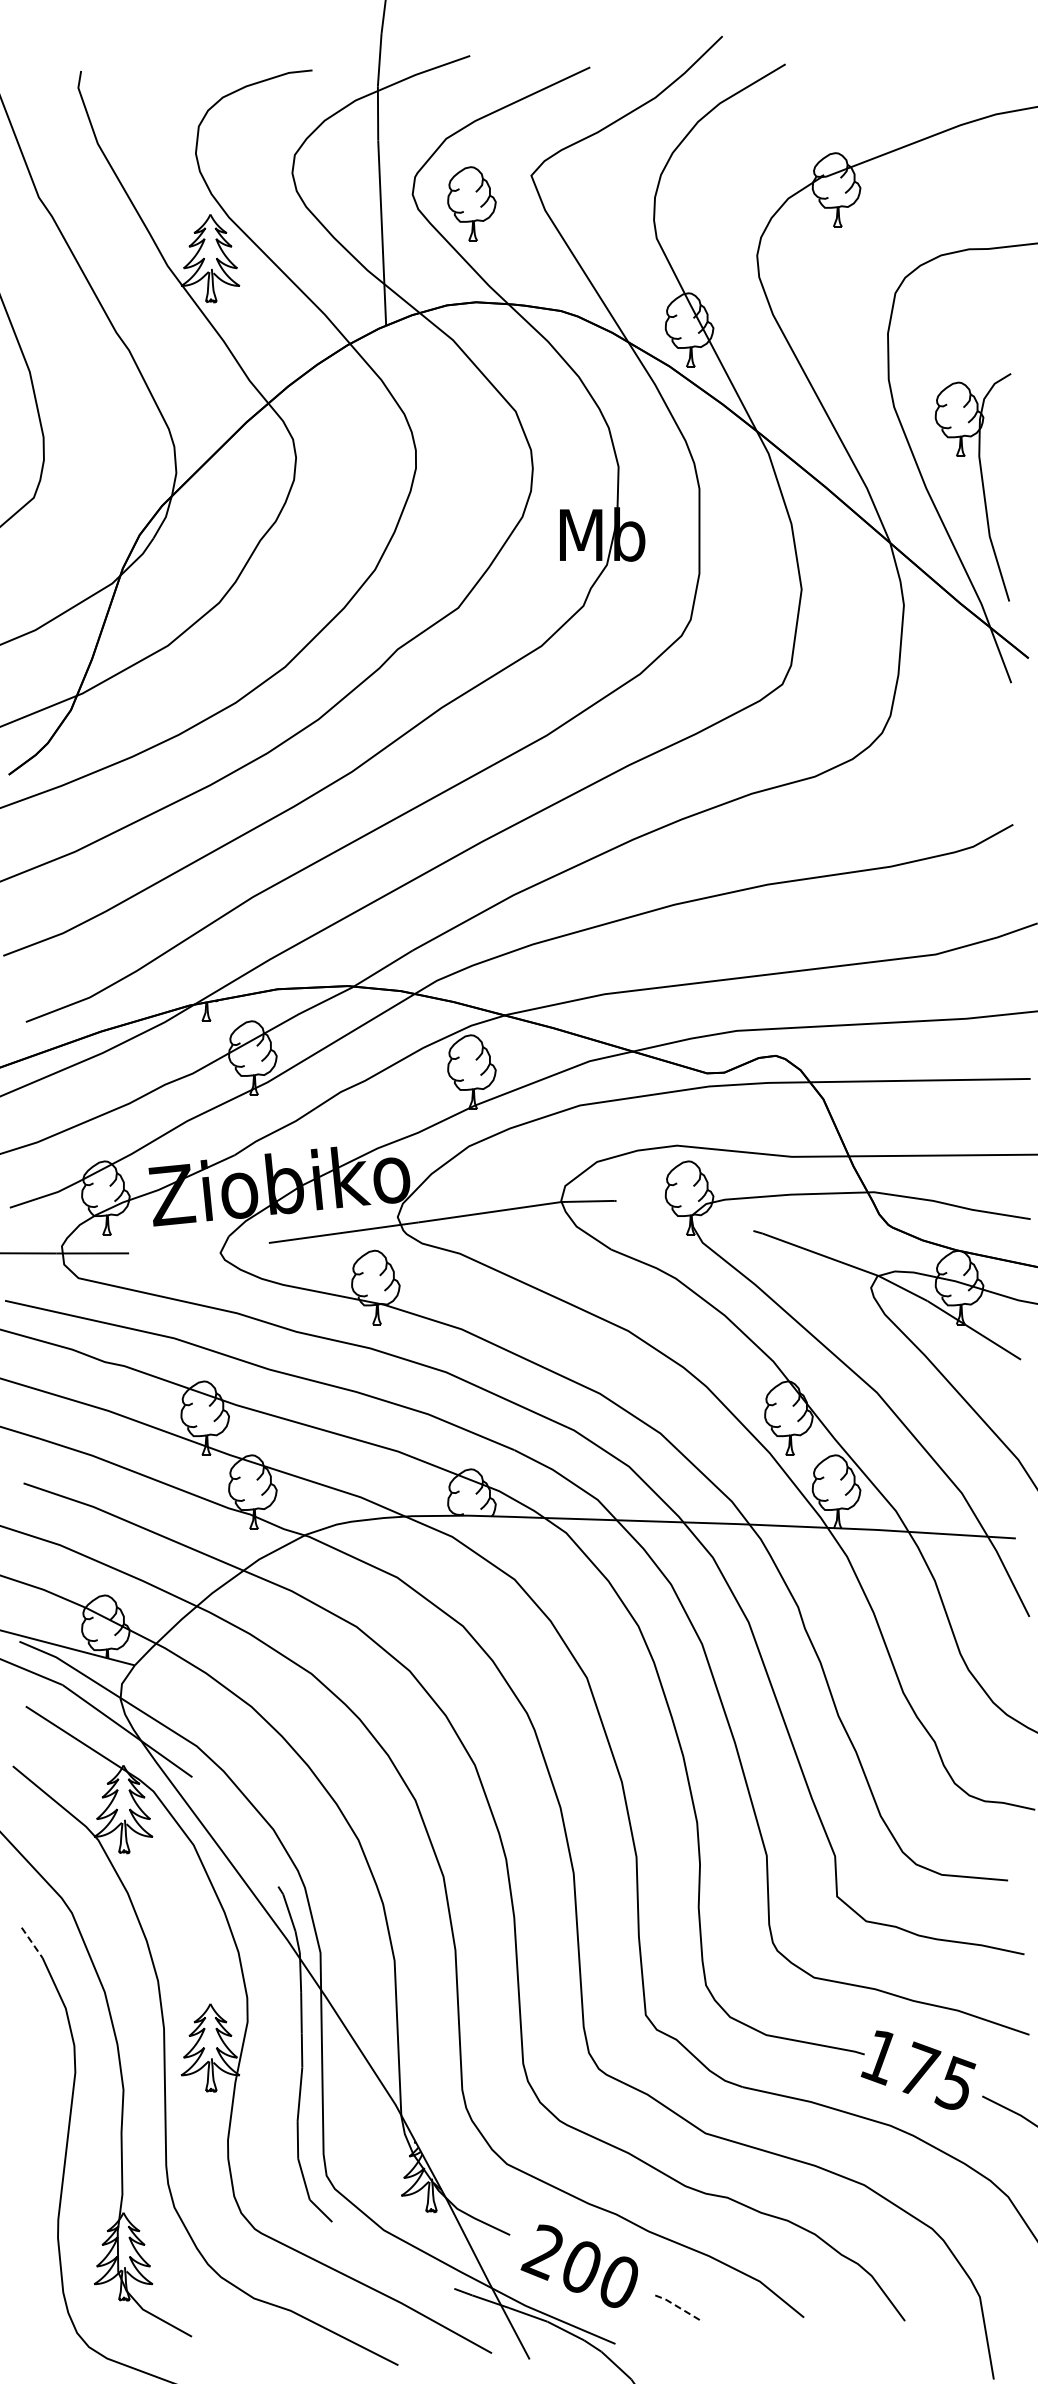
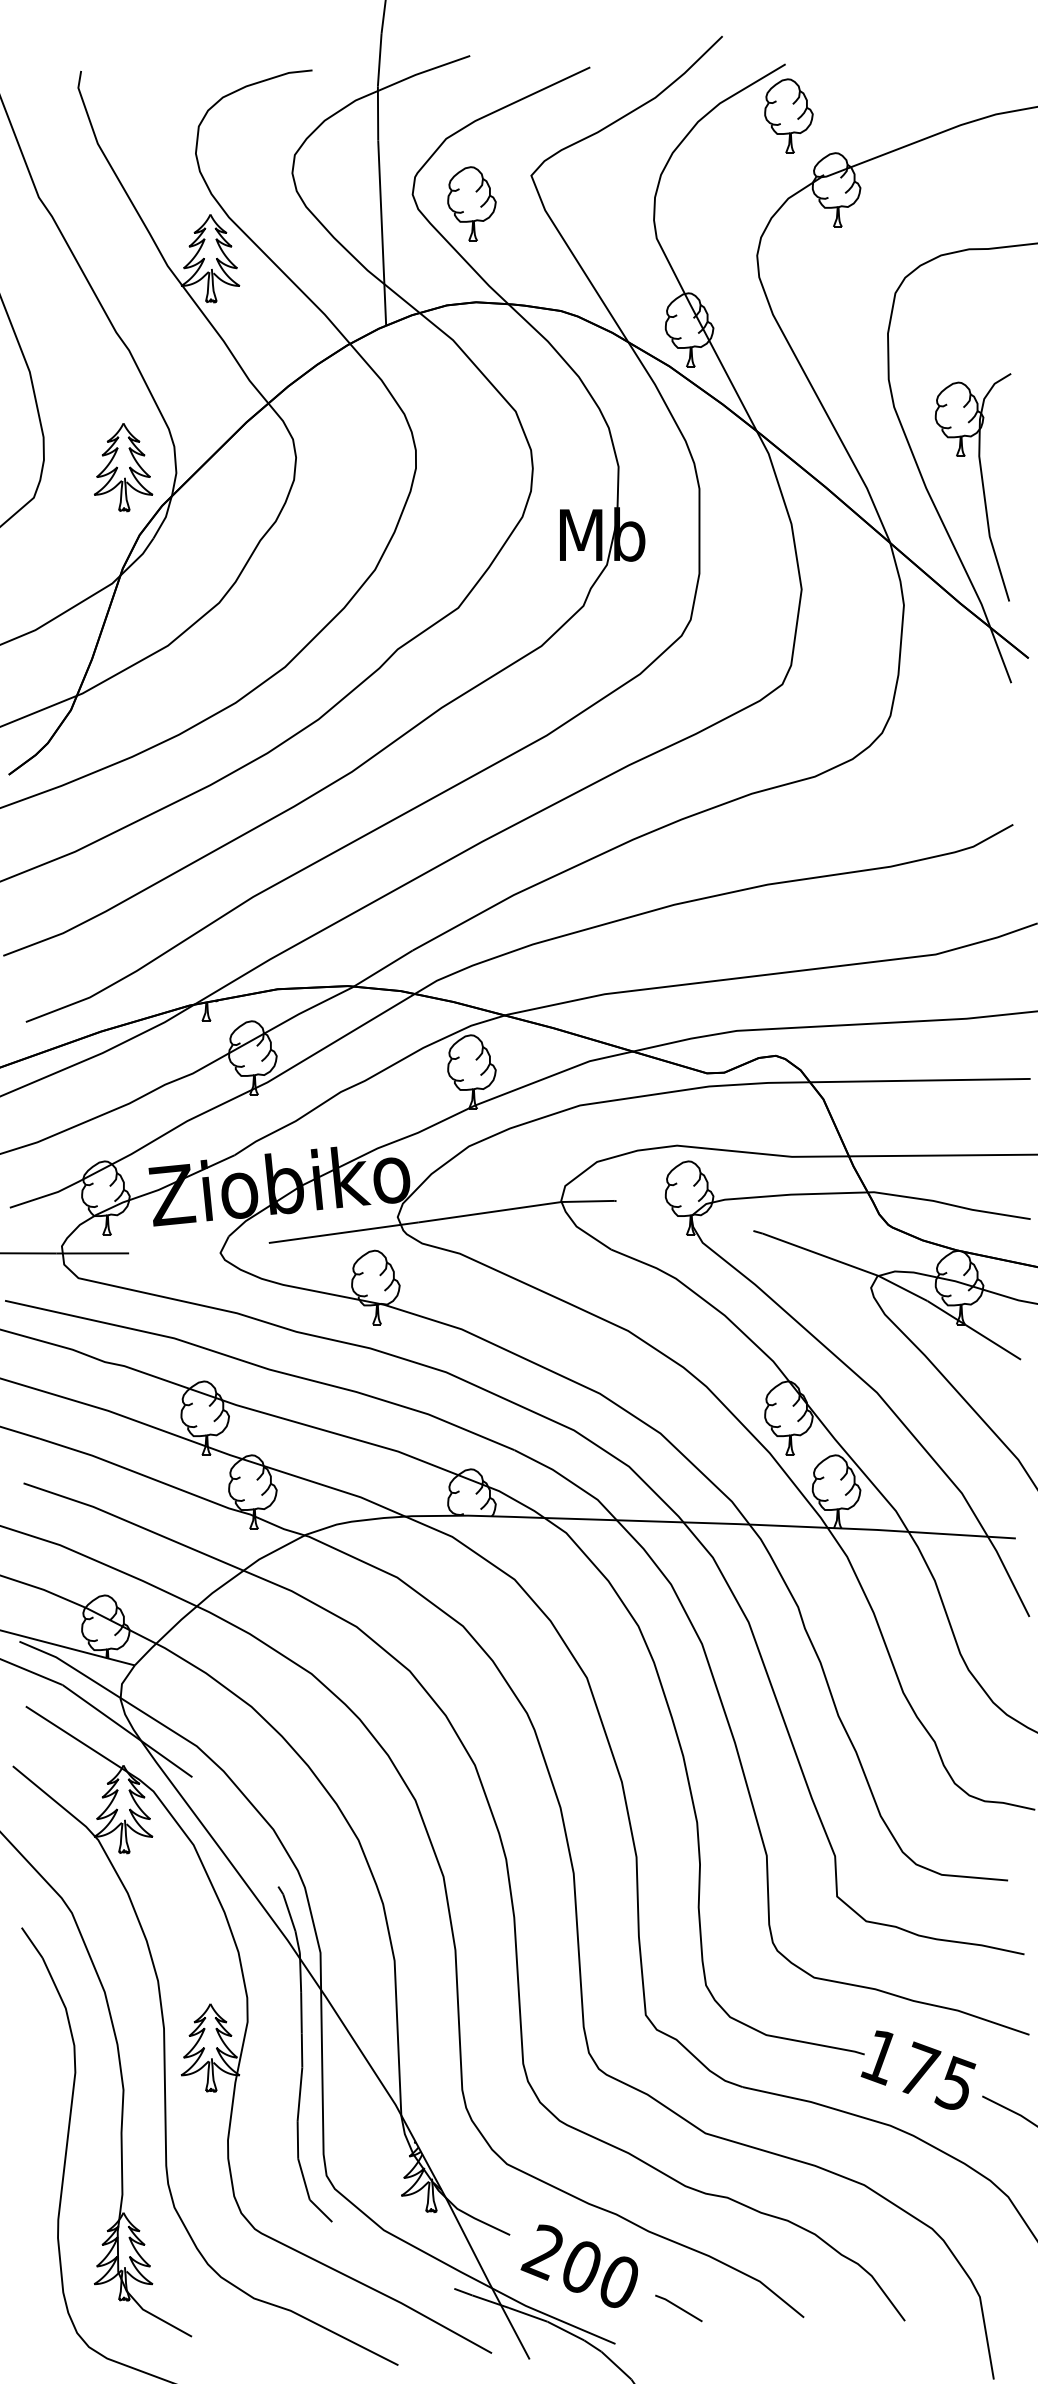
part: none -> present (788, 115)
part: none -> present (123, 467)
line: dashed -> solid (32, 1943)
line: dashed -> solid (678, 2307)
